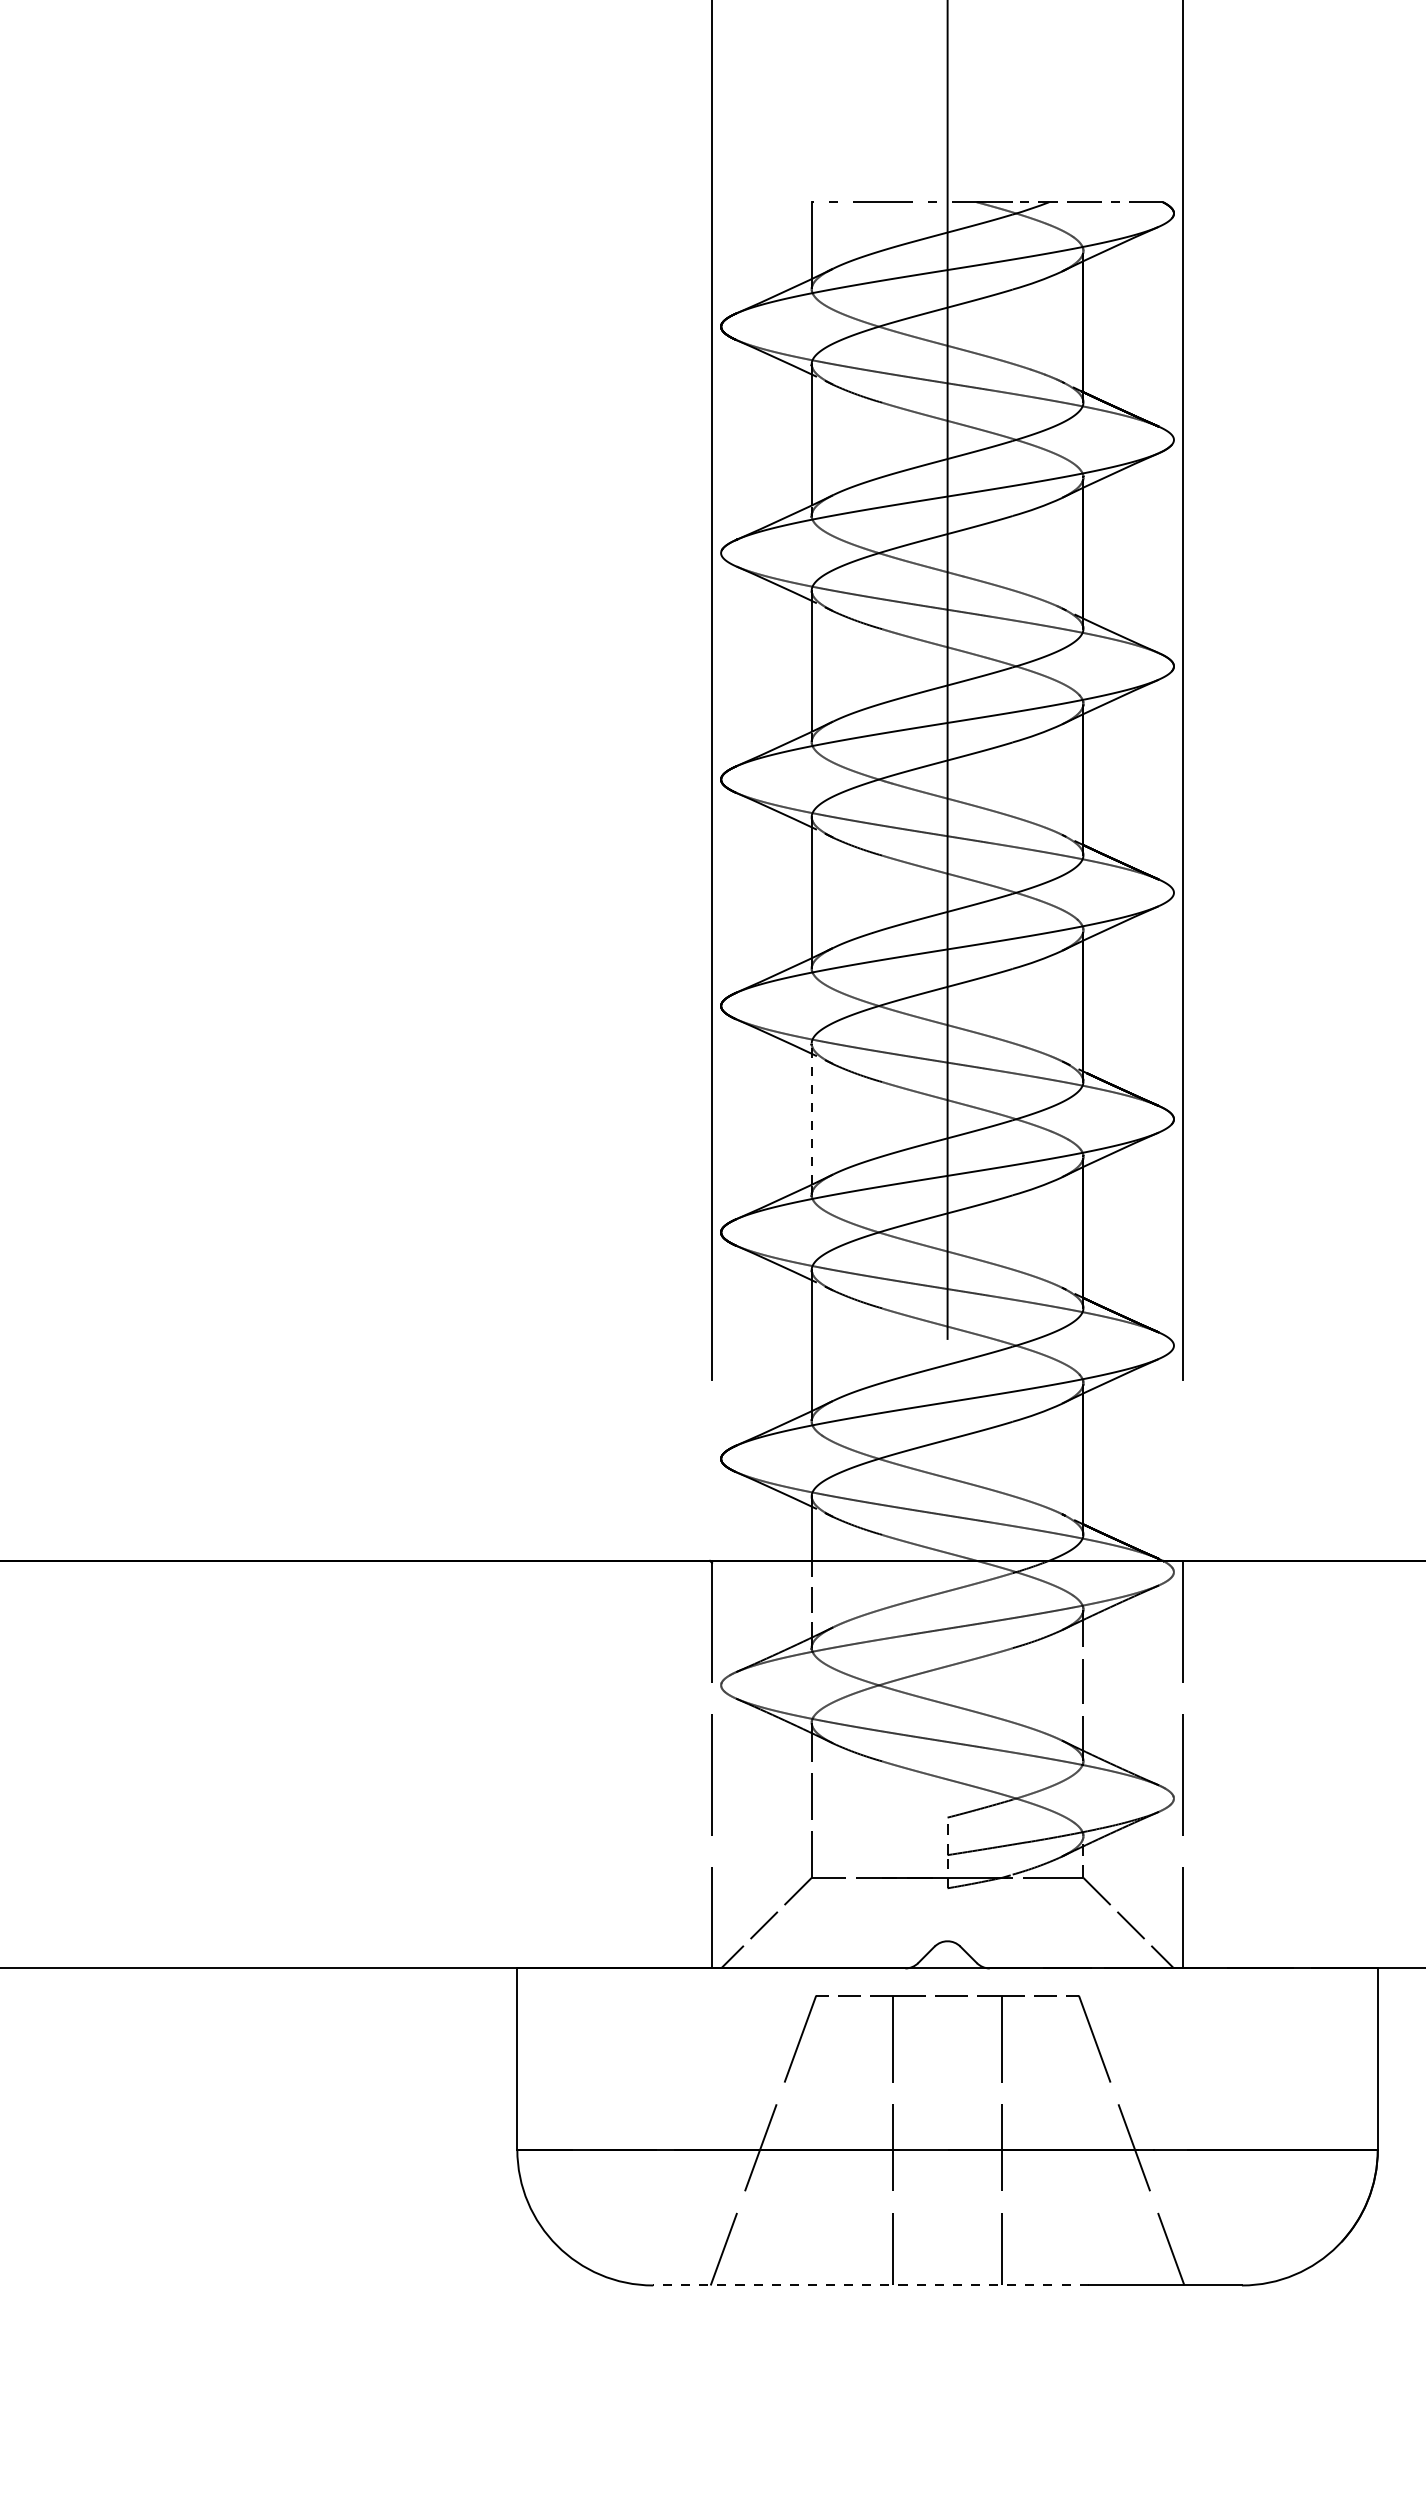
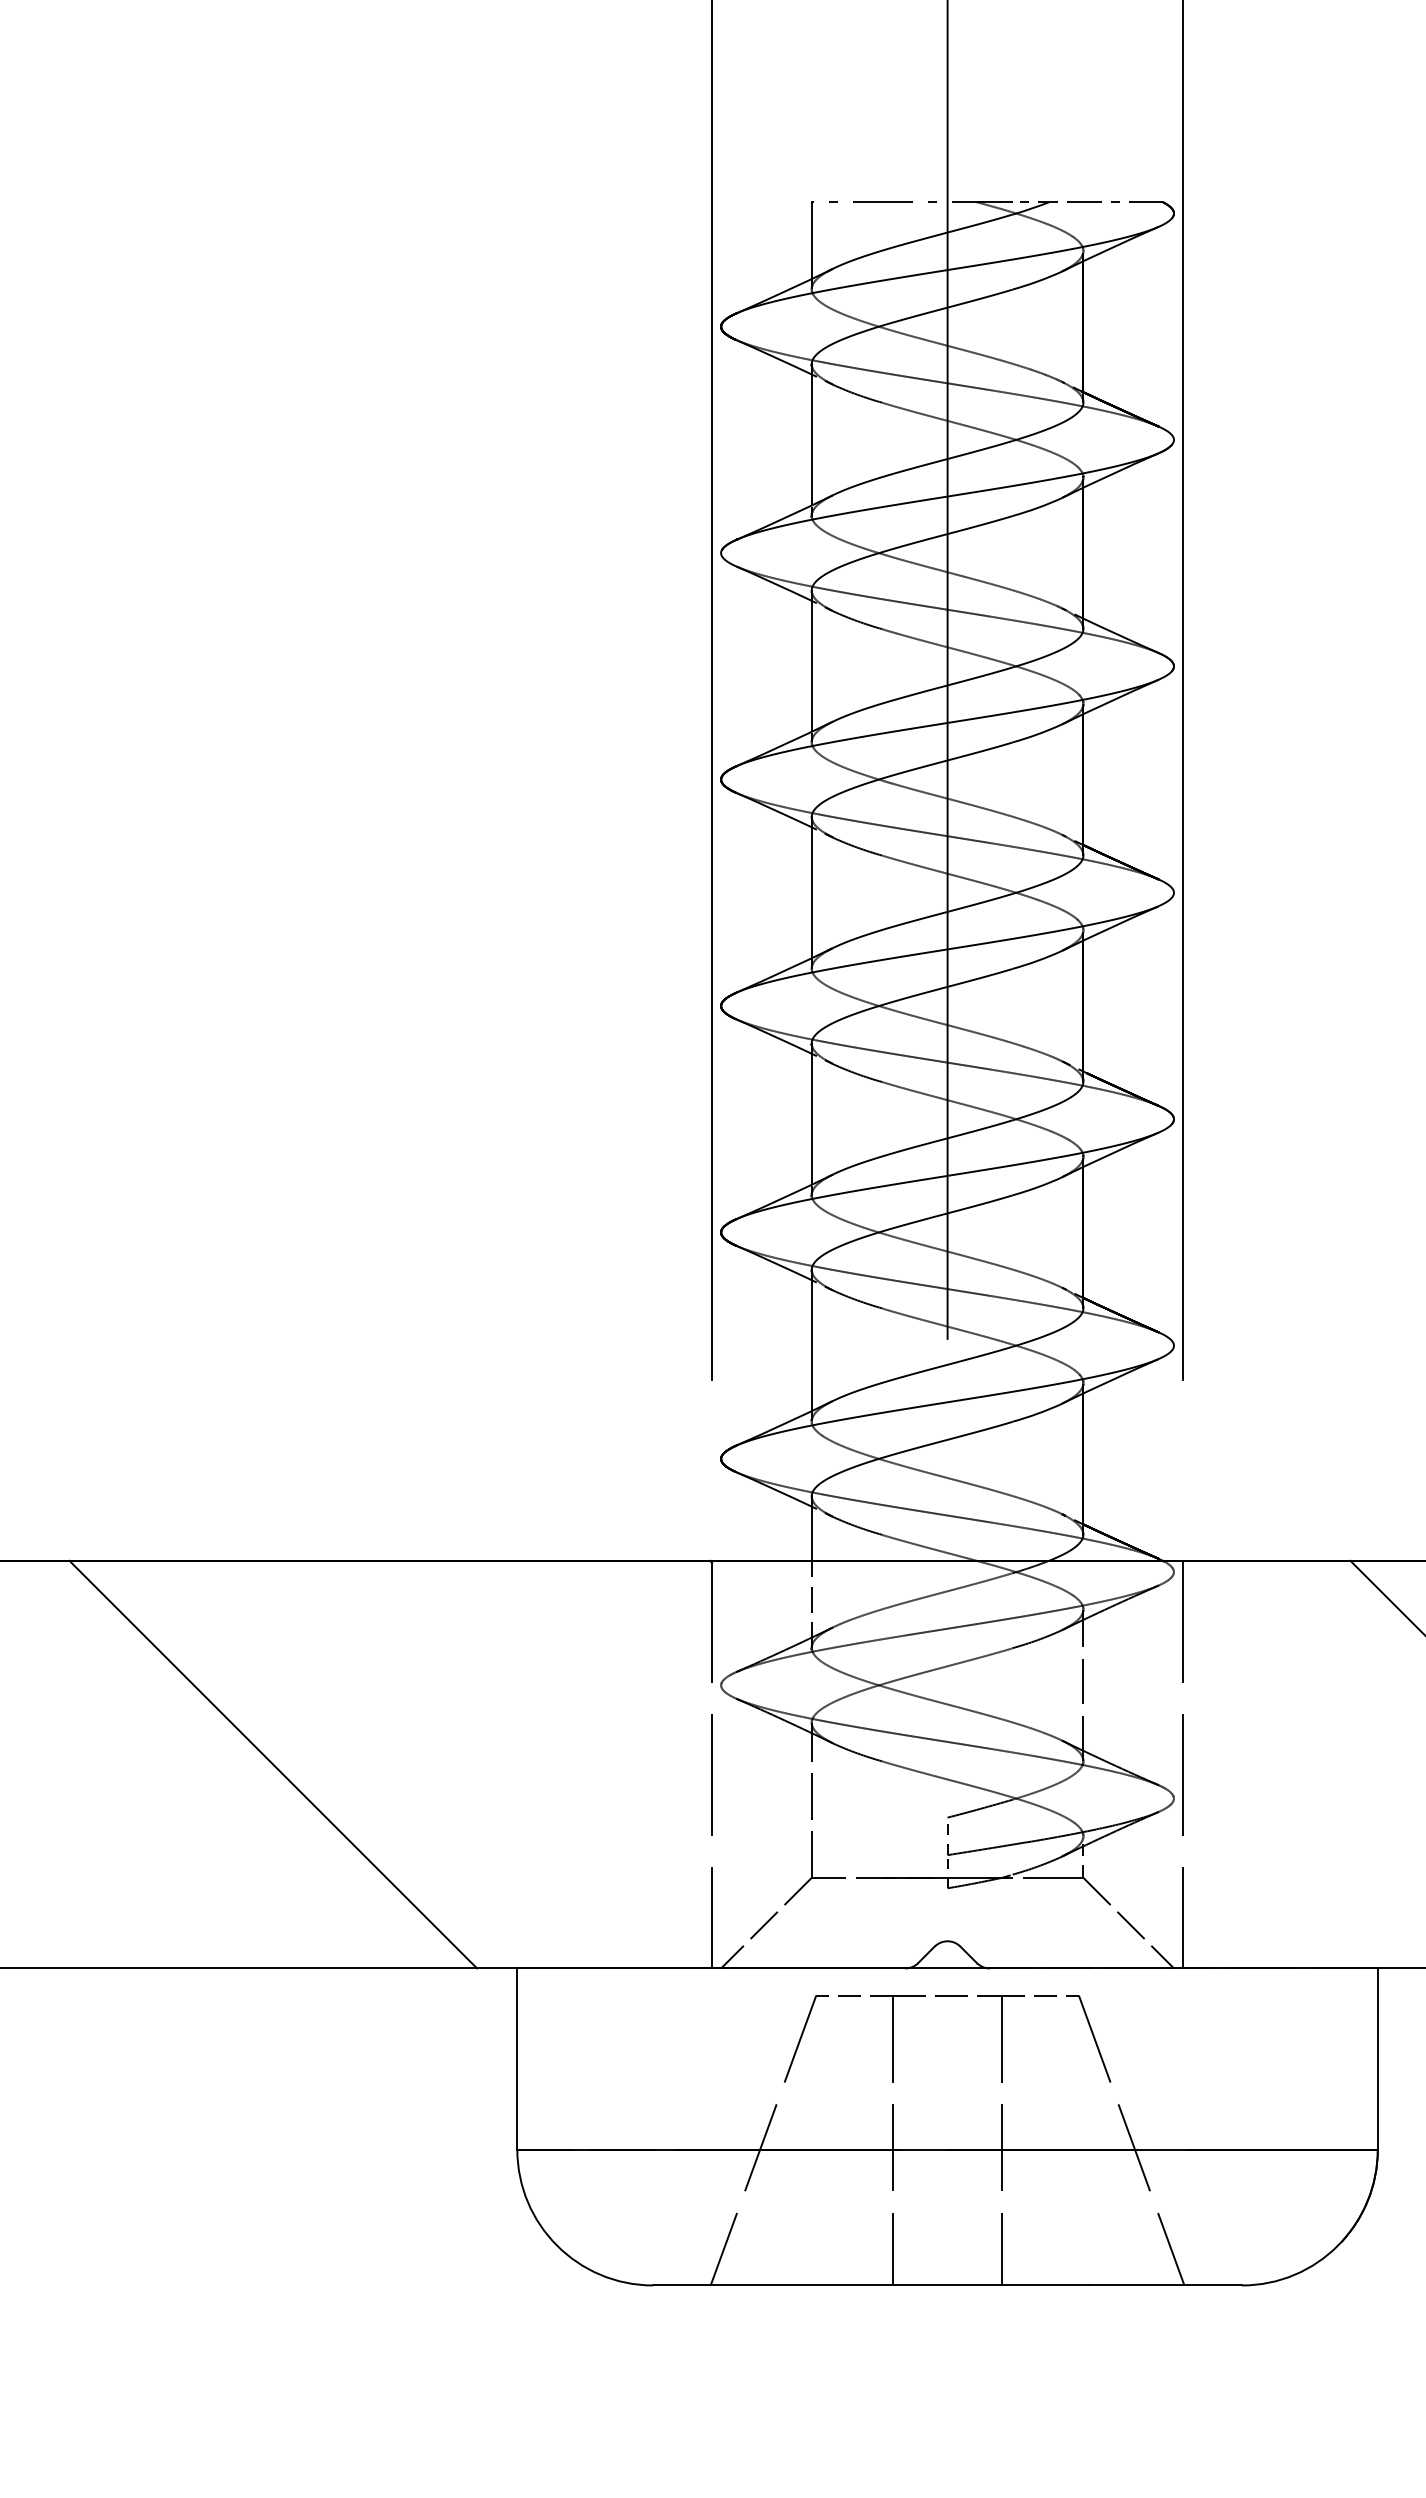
line: dashed -> solid (811, 1113)
line: none -> present (1386, 1596)
line: none -> present (273, 1764)
line: dashed -> solid (870, 2285)
